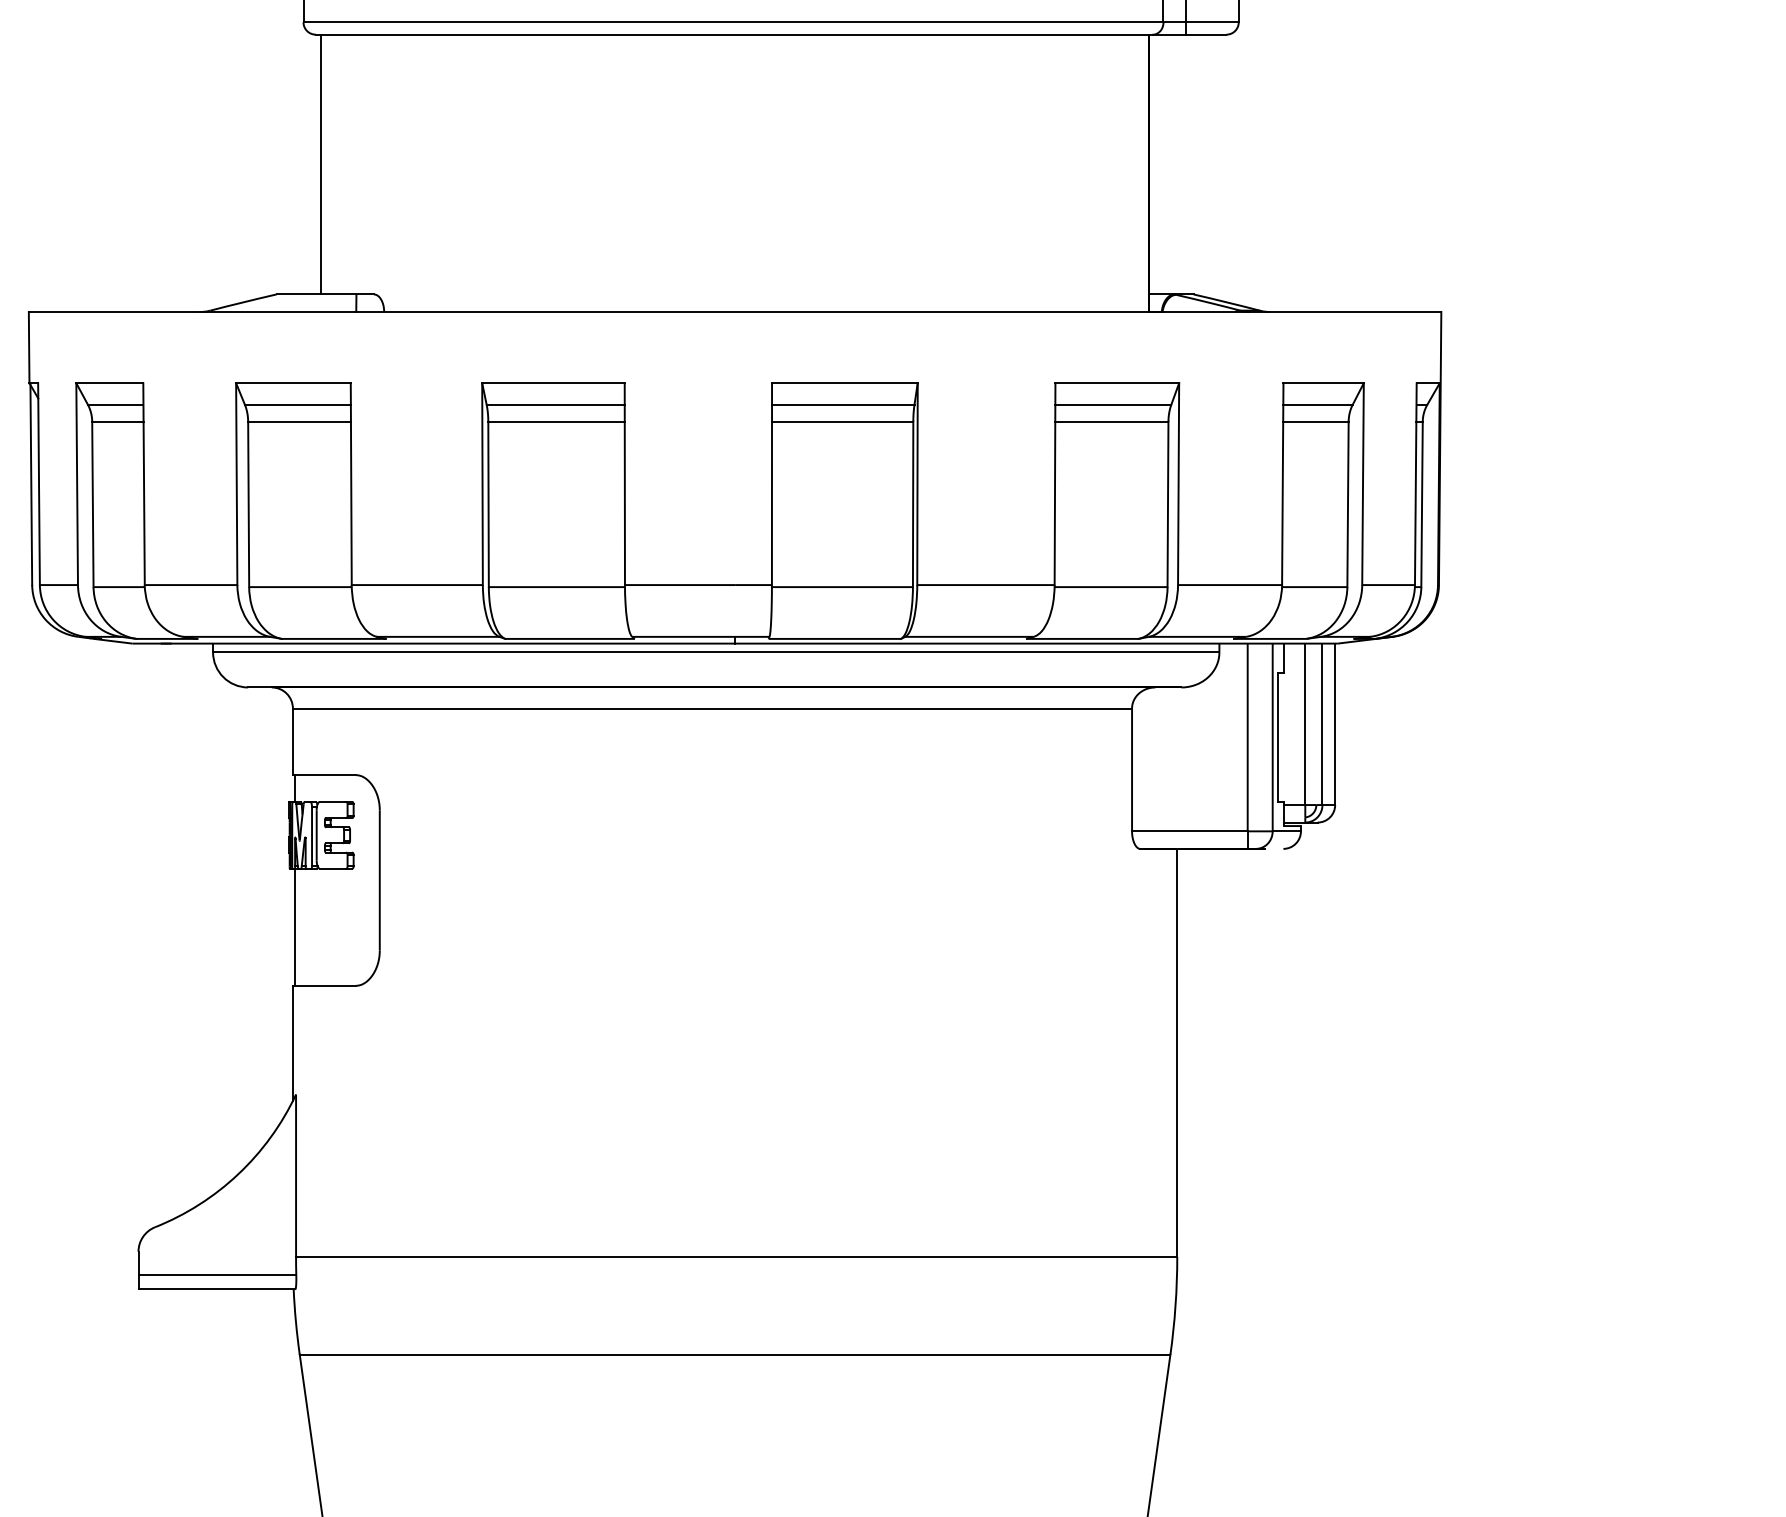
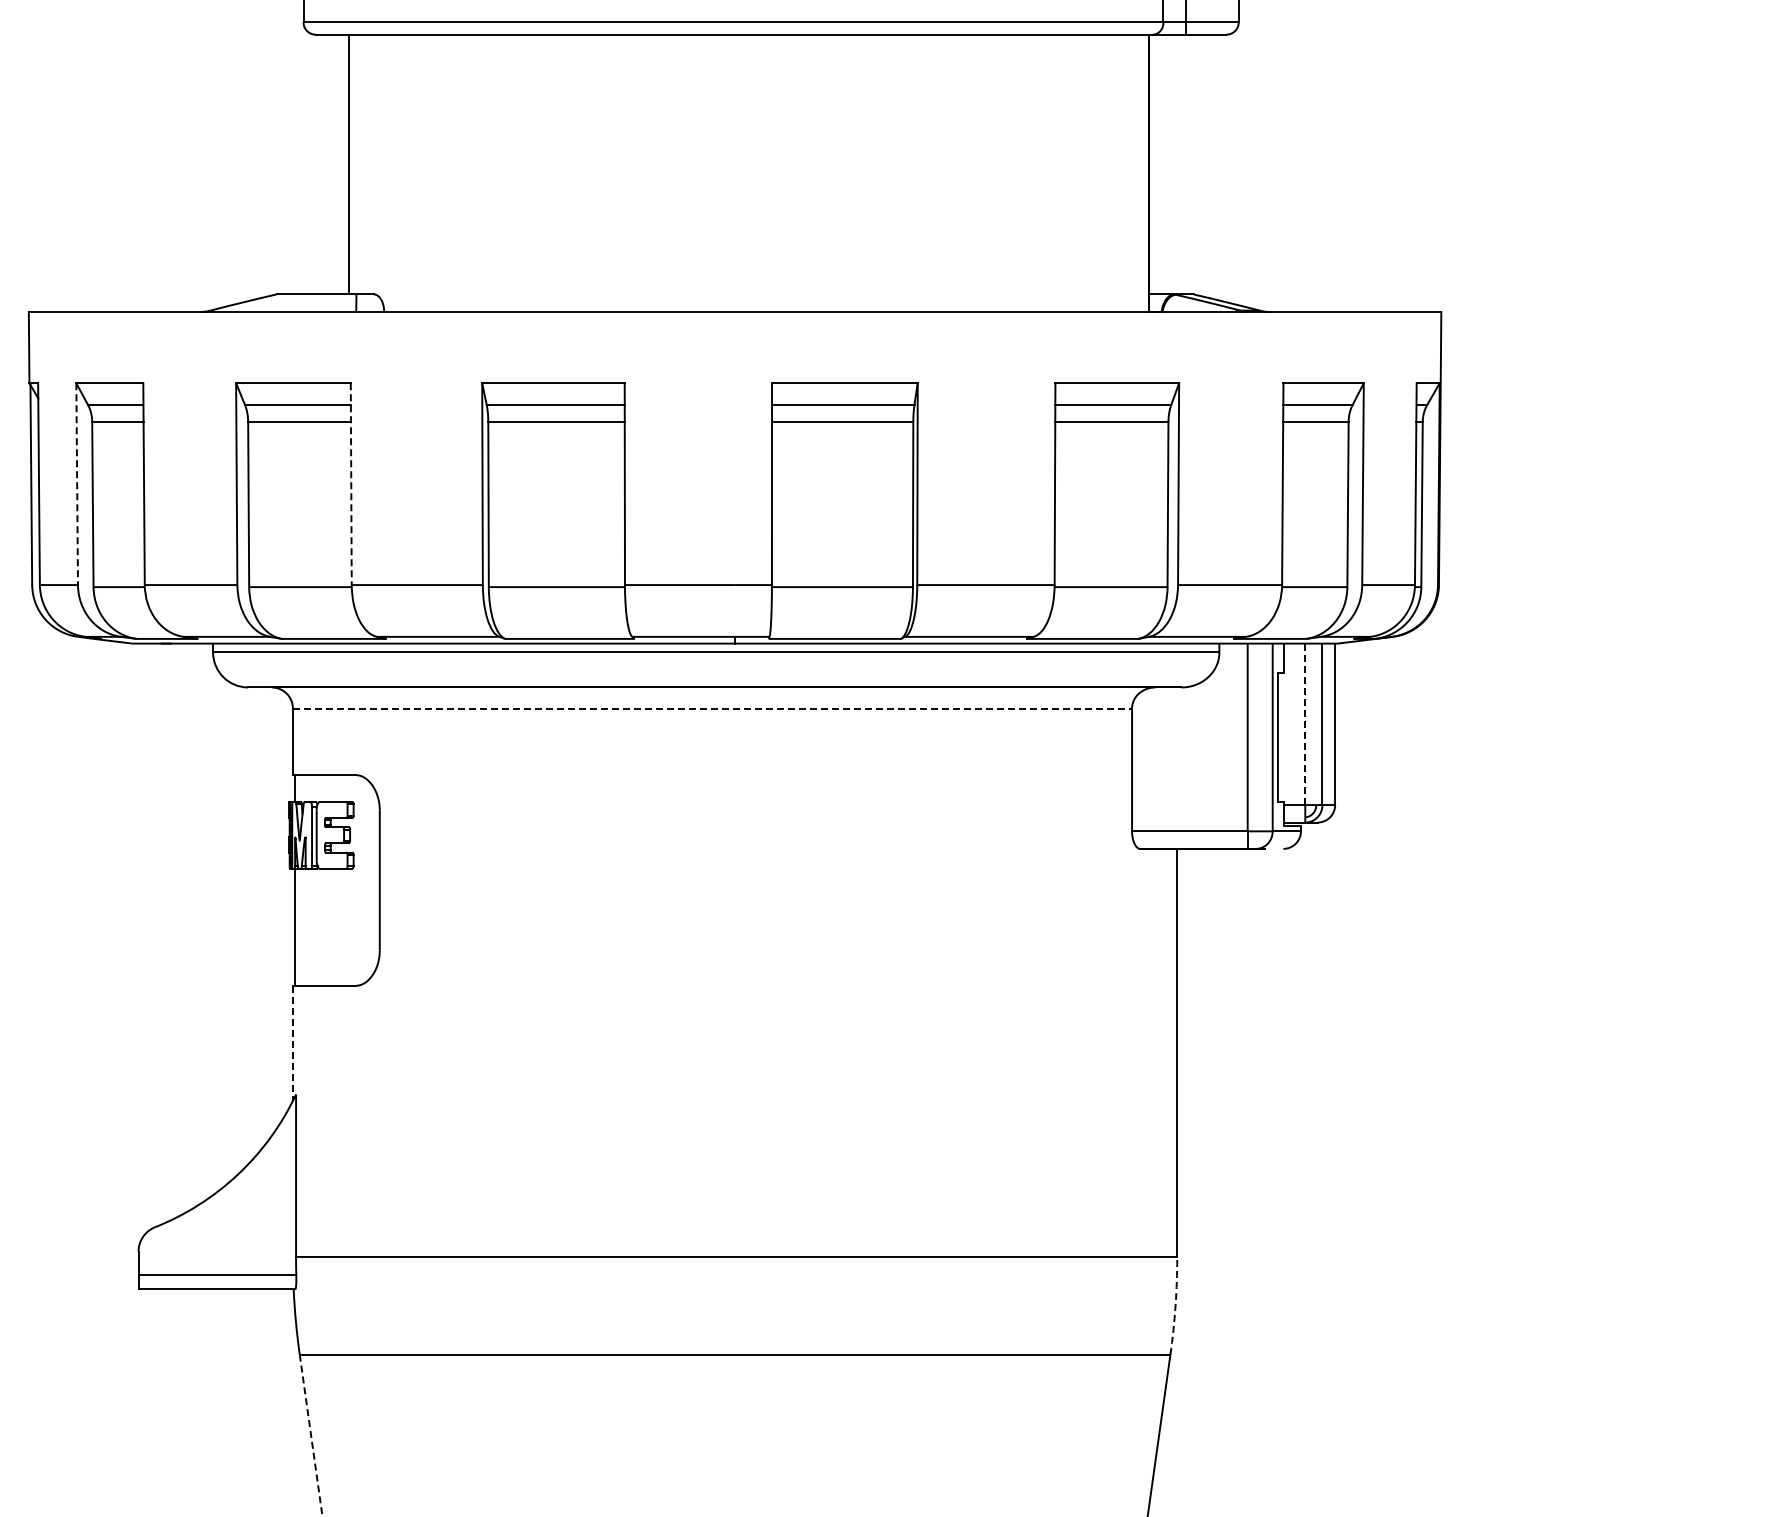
line position: (321, 164) -> (349, 164) (349, 164)
line: solid -> dashed (77, 484)
line: solid -> dashed (351, 484)
line: solid -> dashed (712, 708)
line: solid -> dashed (1305, 724)
line: solid -> dashed (292, 1043)
arc: solid -> dashed (1175, 1305)
line: solid -> dashed (311, 1435)
